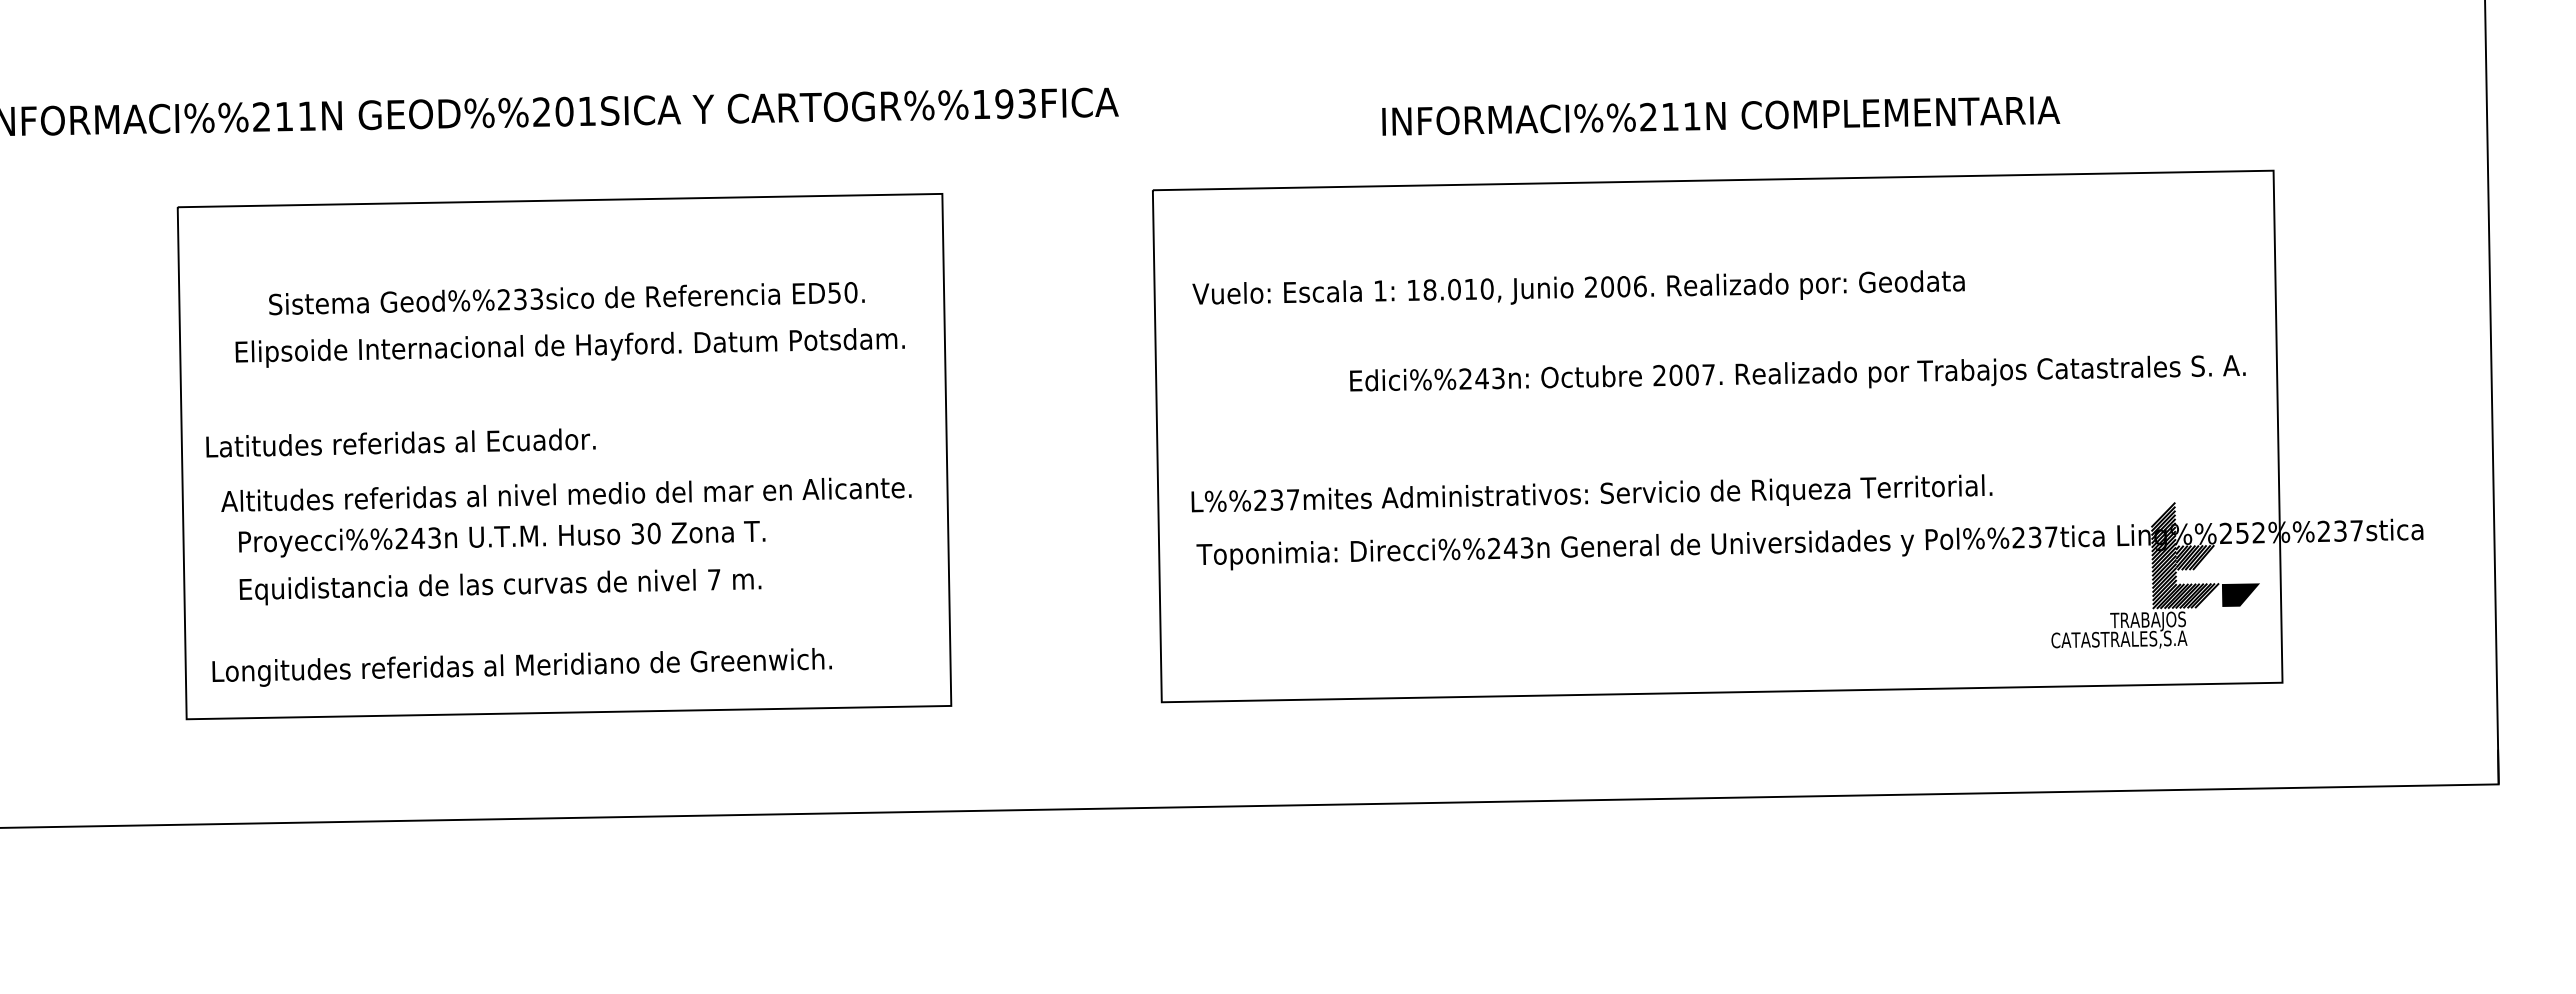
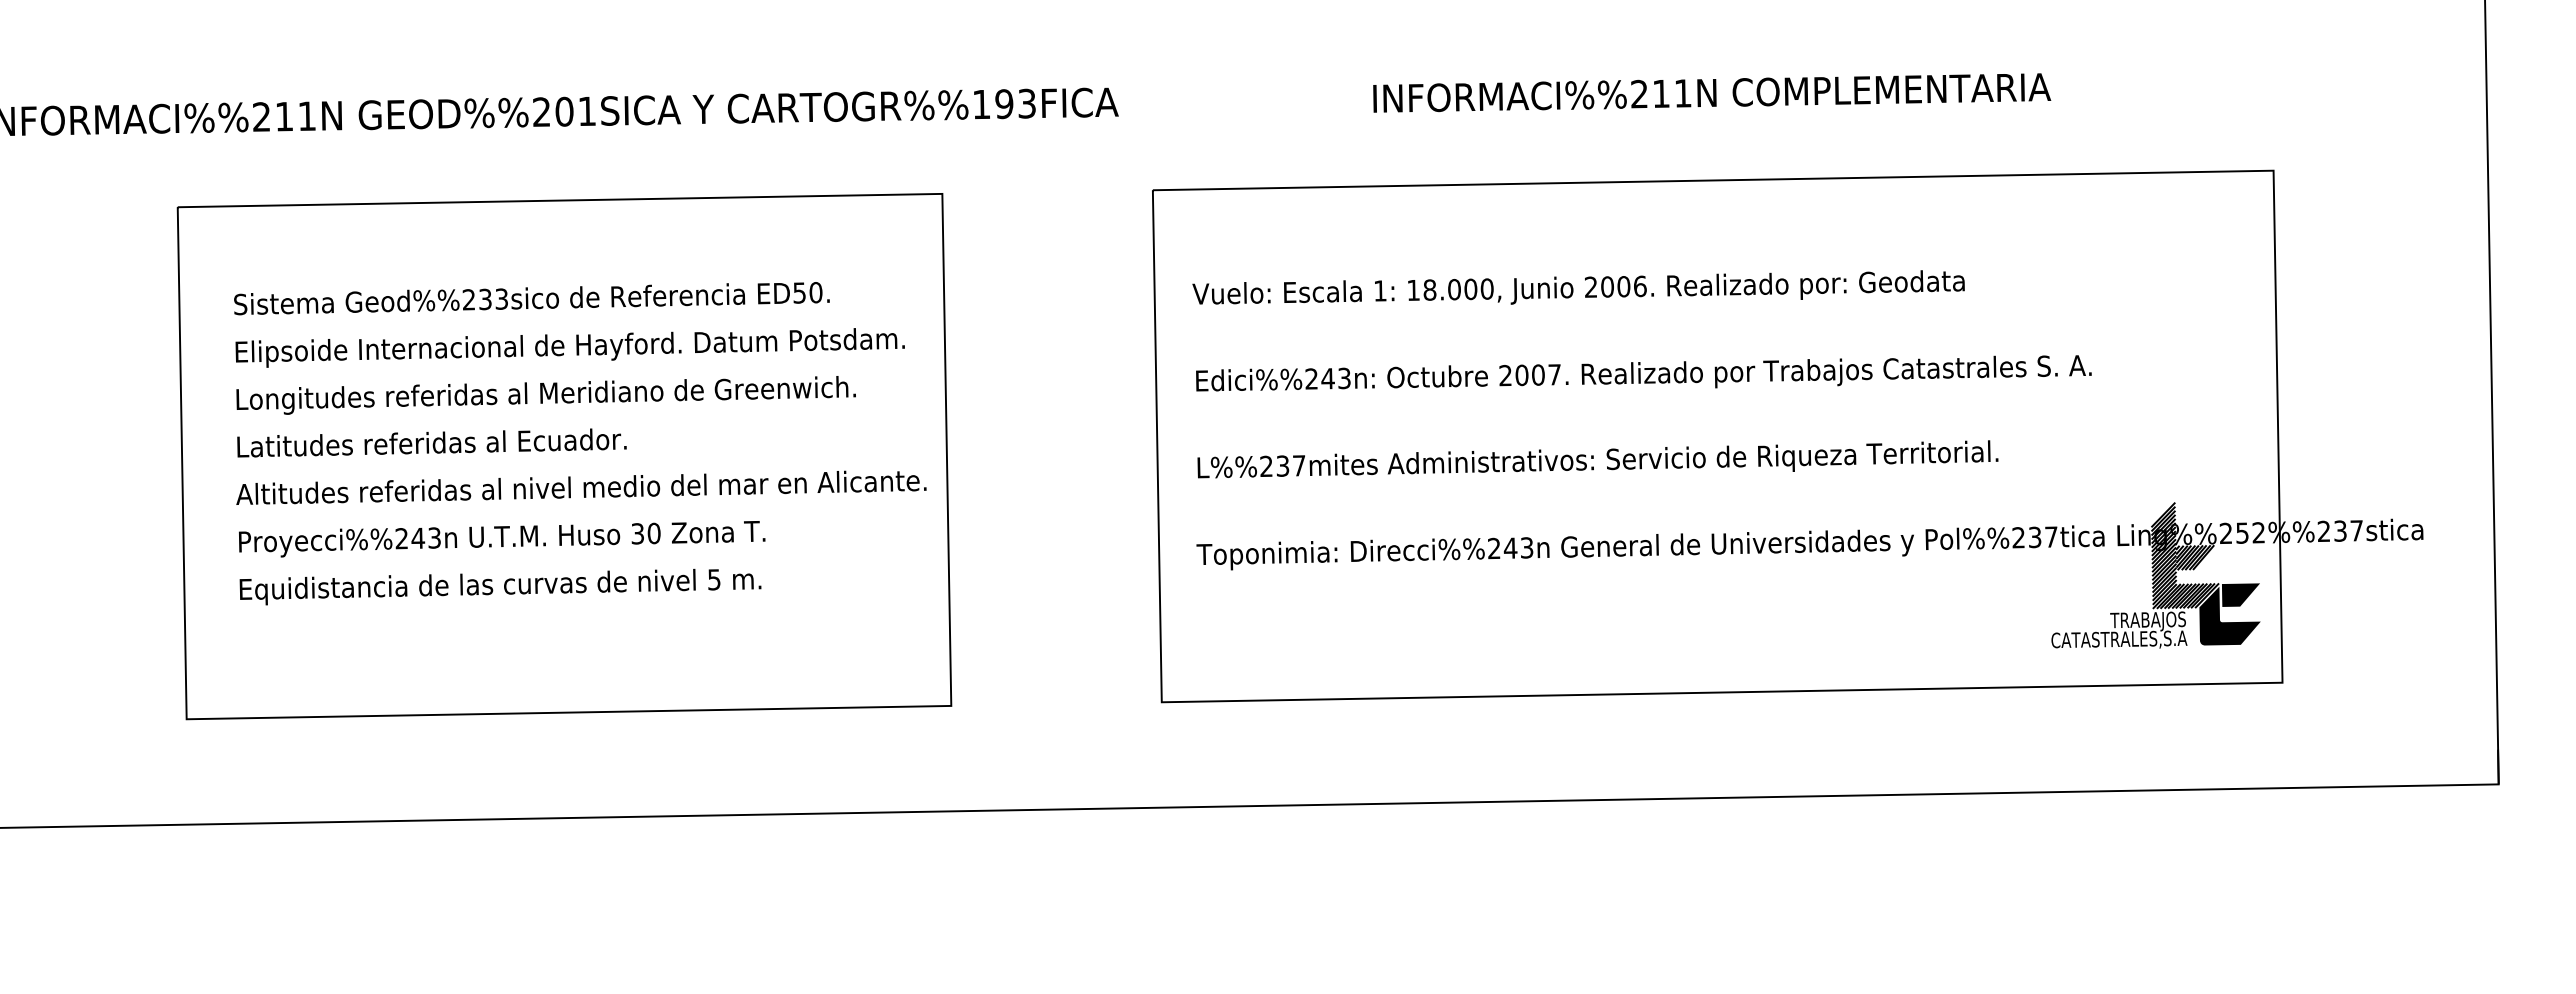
text position: (1721, 115) -> (1712, 92) (1712, 92)
text: 18.010, -> 18.000, (1470, 289)
text position: (566, 298) -> (531, 298) (531, 298)
text position: (1797, 373) -> (1643, 373) (1643, 373)
text position: (400, 442) -> (431, 442) (431, 442)
text position: (1591, 493) -> (1597, 459) (1597, 459)
text position: (566, 494) -> (581, 487) (581, 487)
text: 7 -> 5 (714, 579)
fill: none -> present (2229, 615)
text position: (521, 667) -> (545, 395) (545, 395)
